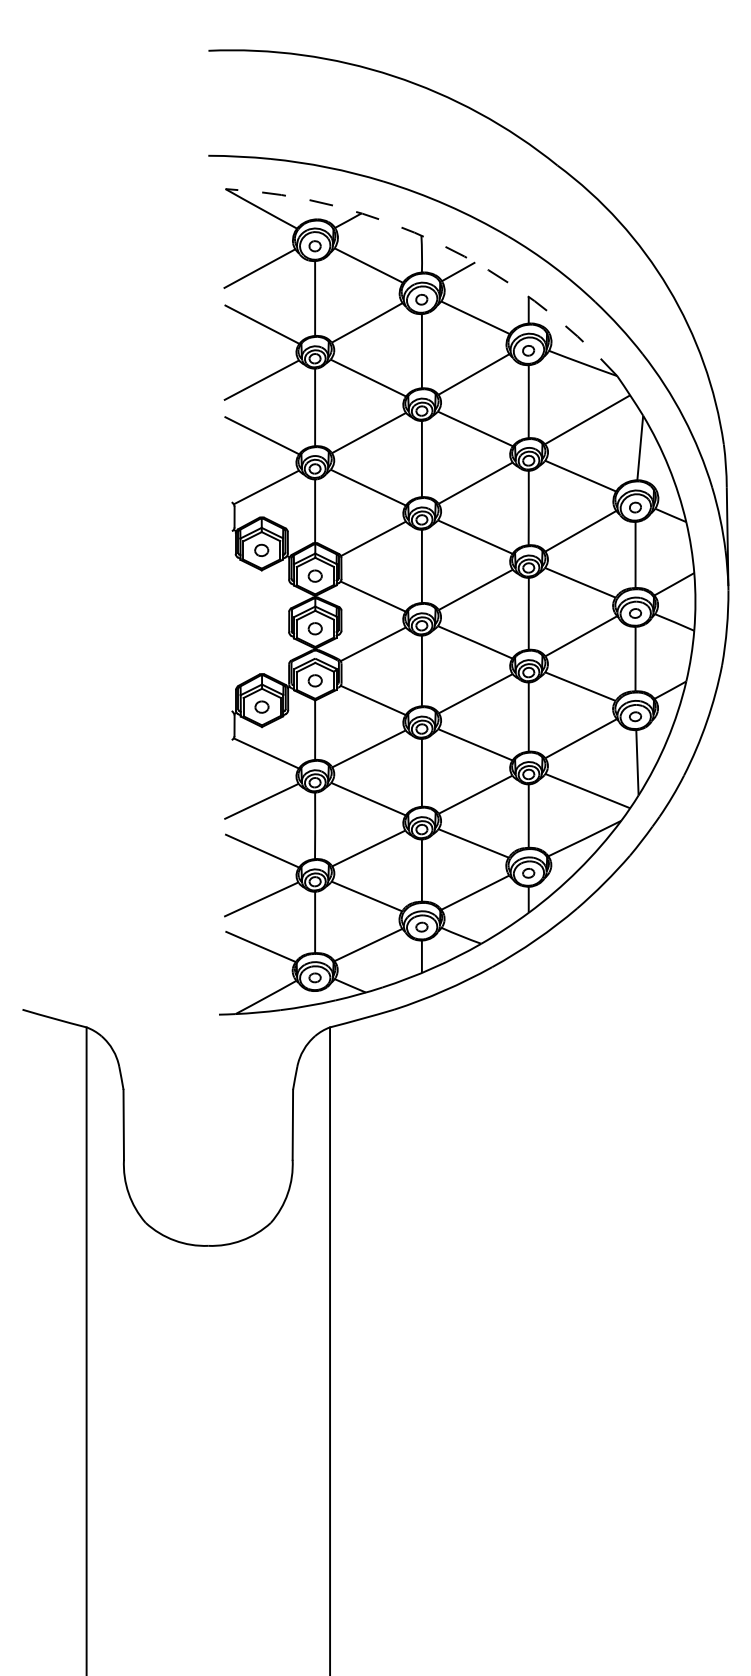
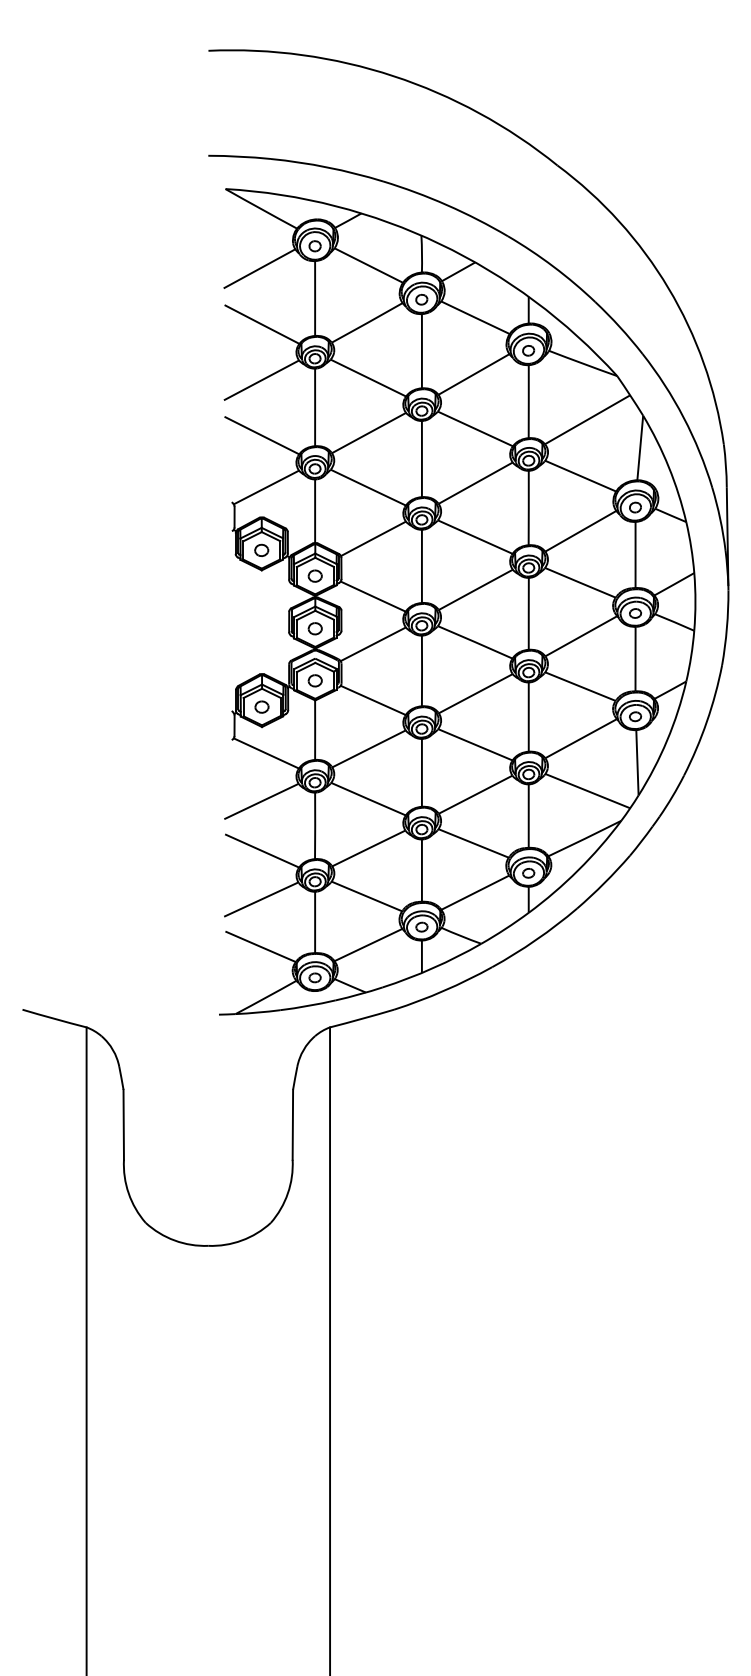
arc: dashed -> solid (439, 243)
